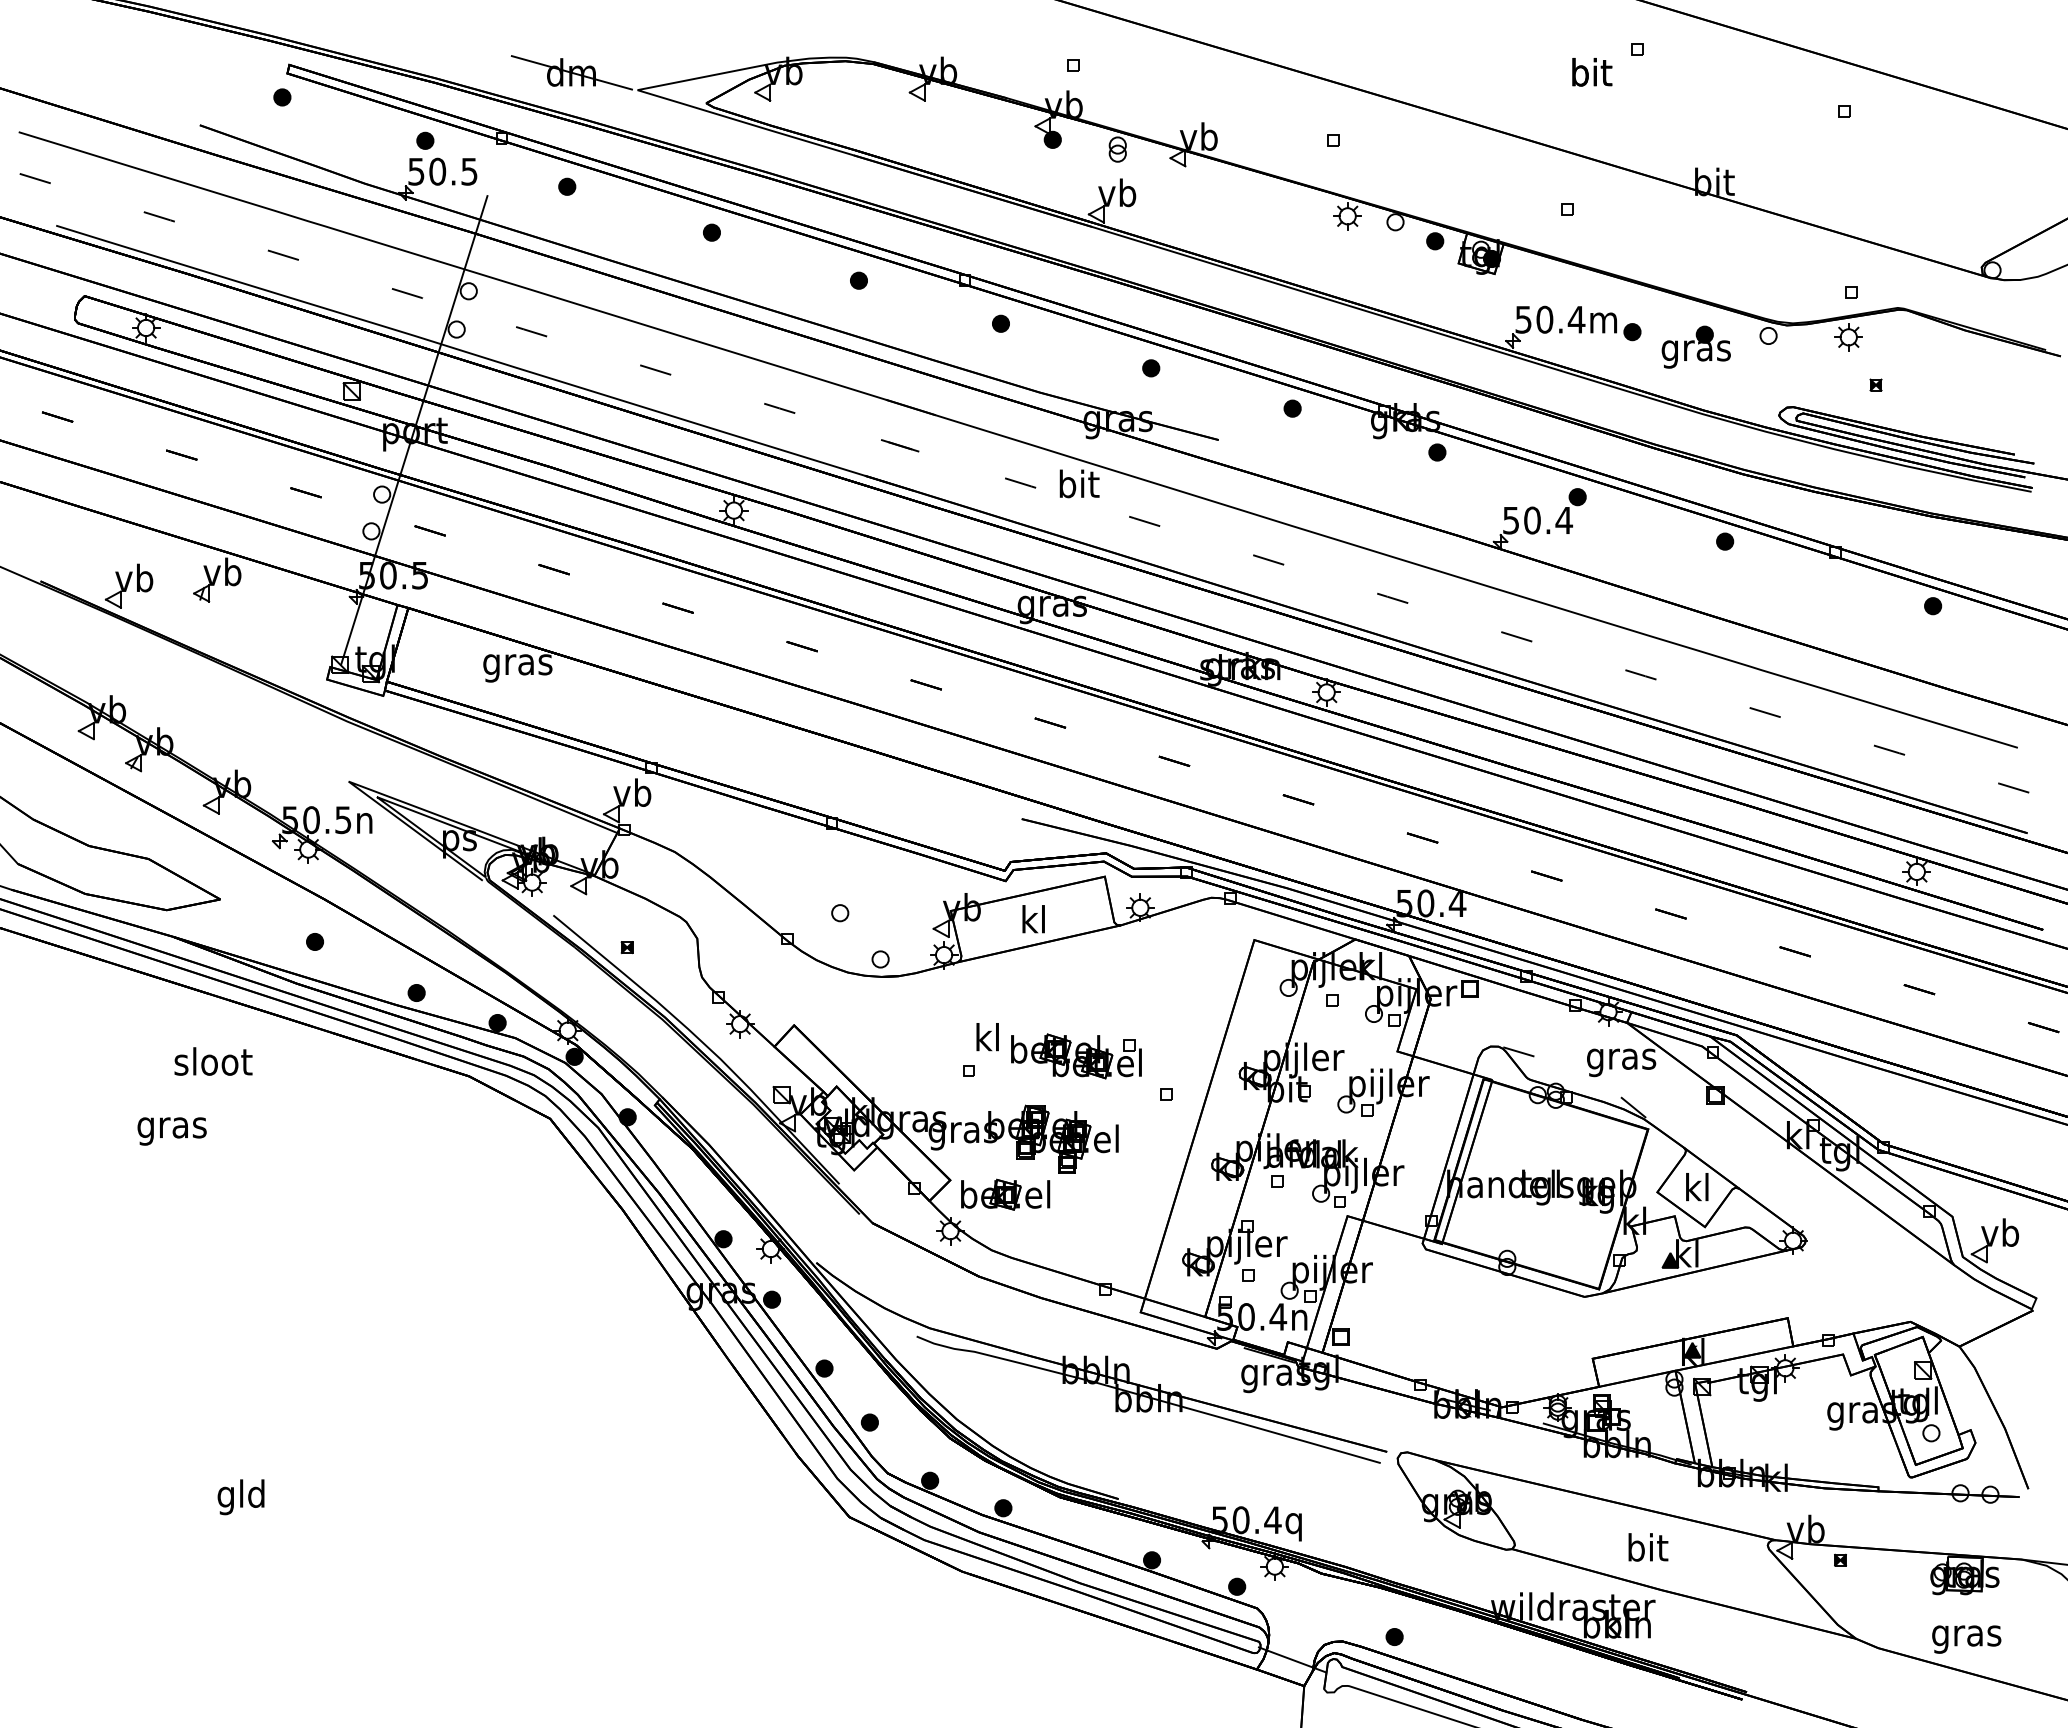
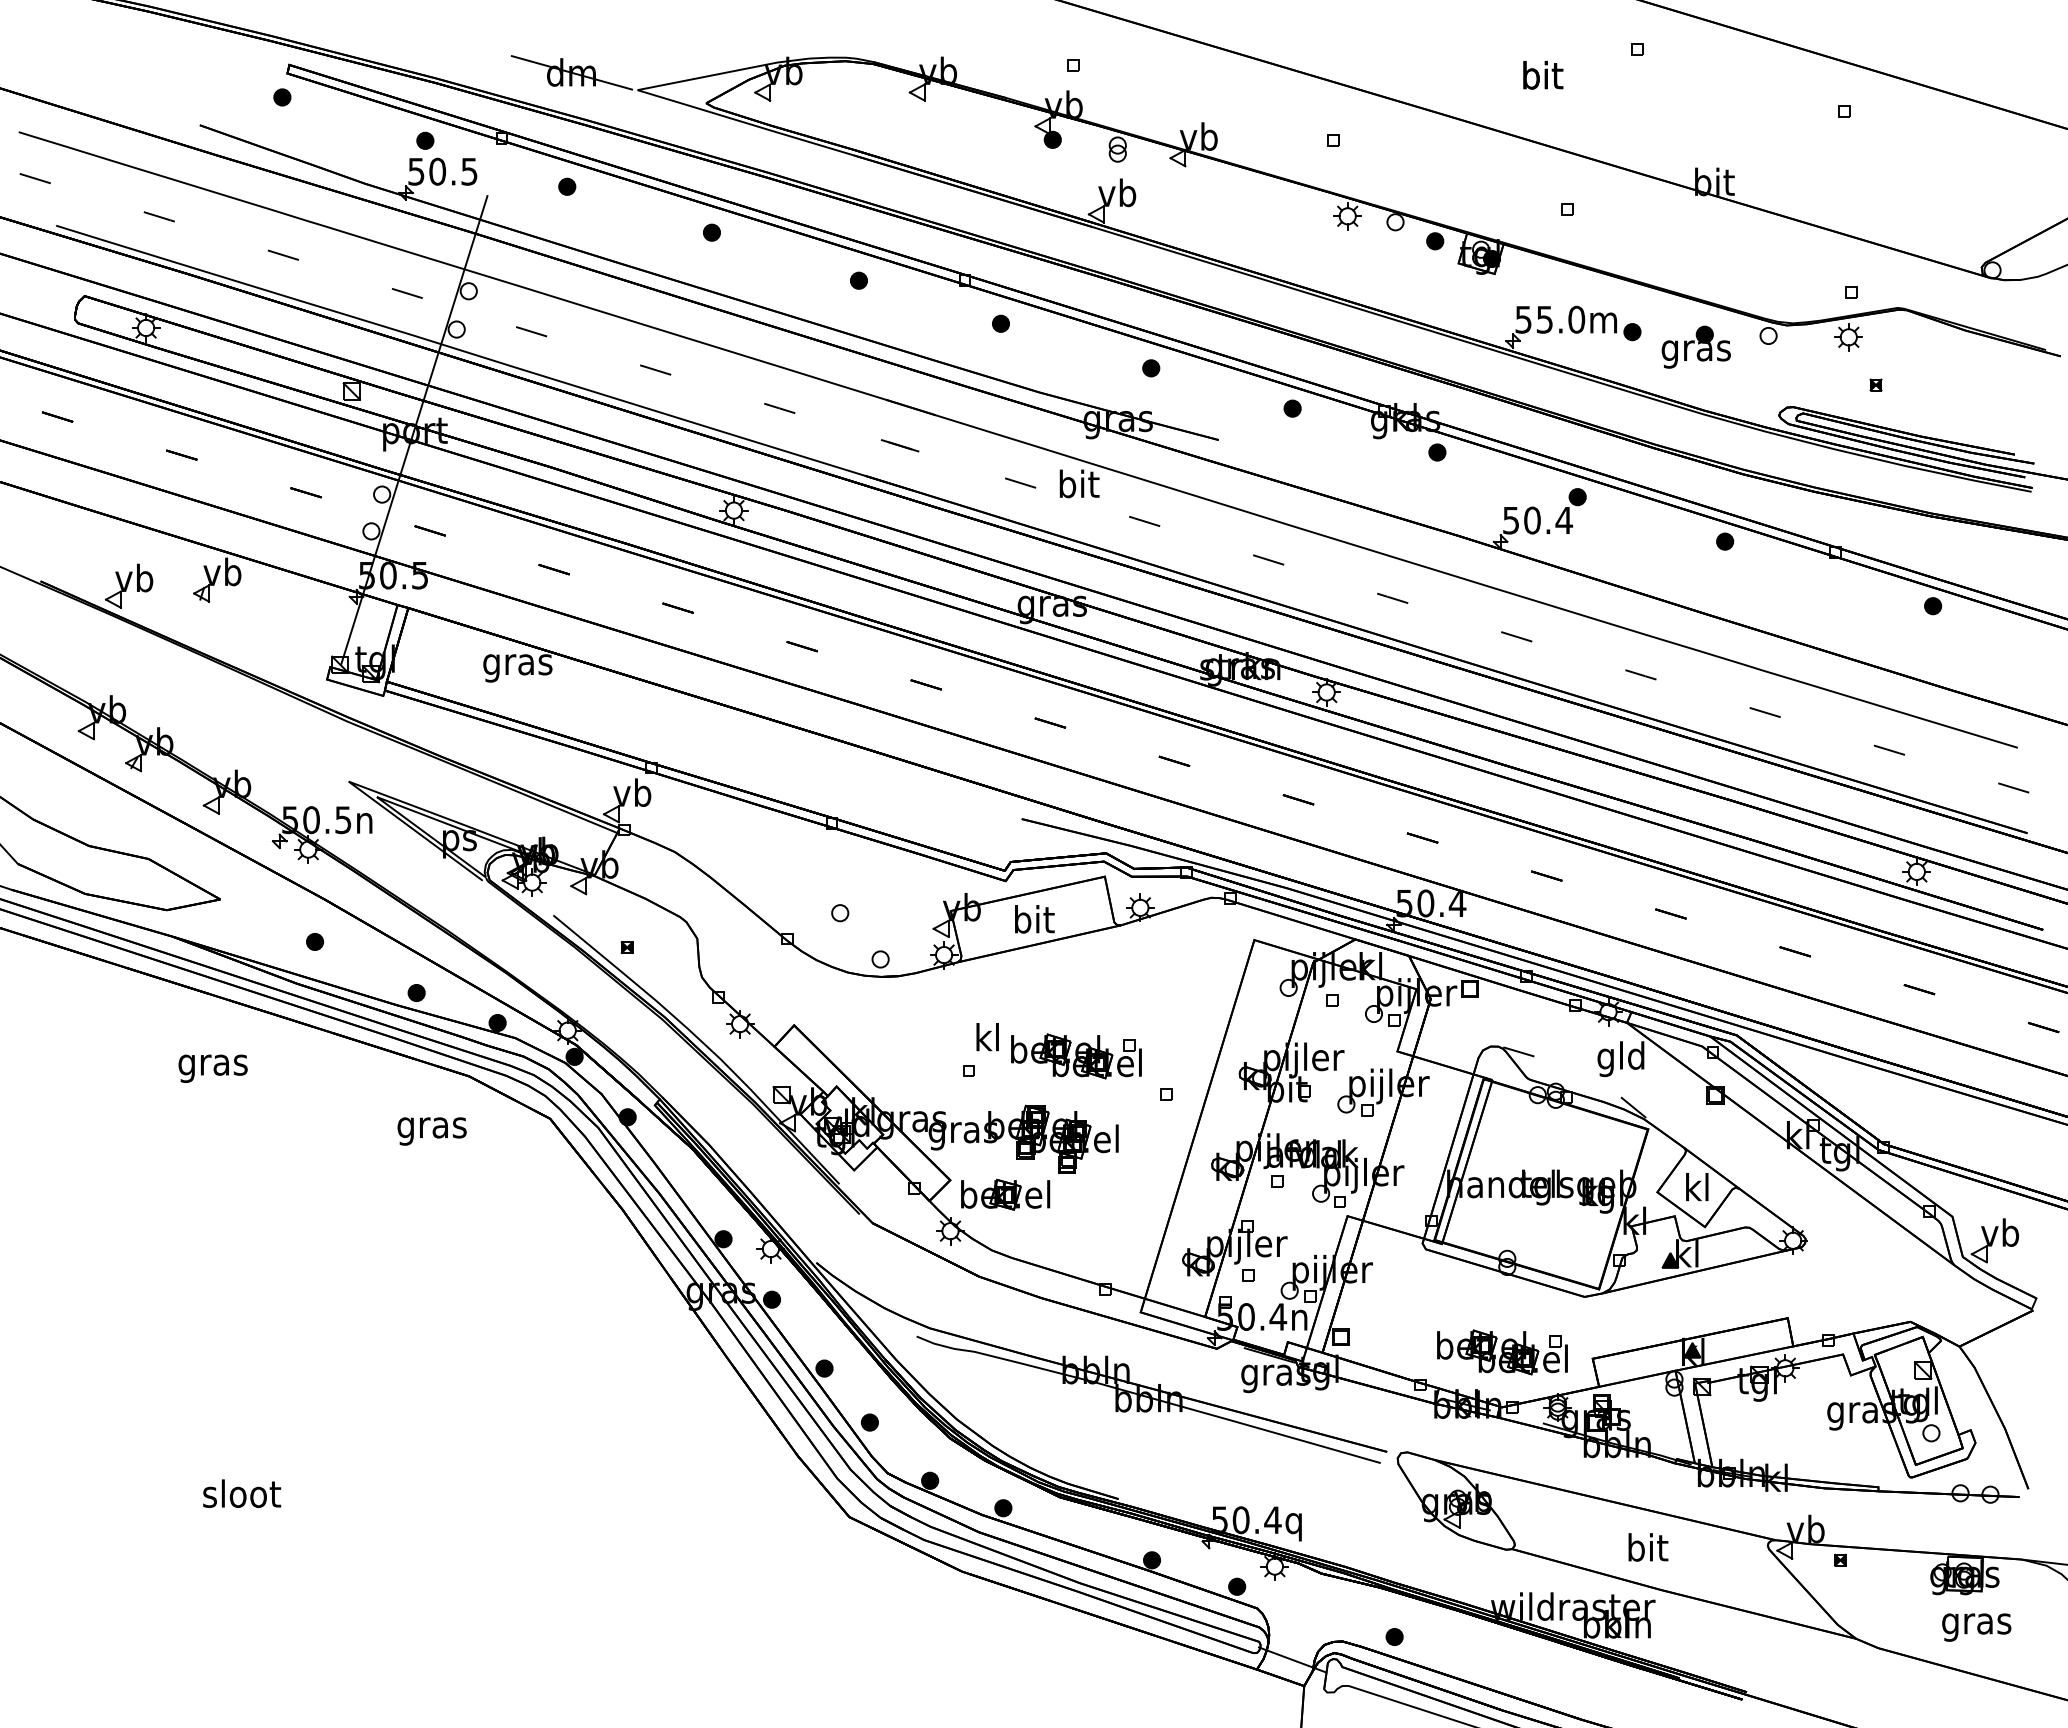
text position: (1592, 72) -> (1543, 75) (1543, 75)
text: 50.4m -> 55.0m (1560, 319)
text: kl -> bit (1034, 919)
text: gras -> gld (1621, 1059)
text: sloot -> gras (213, 1065)
text position: (171, 1131) -> (431, 1131) (431, 1131)
part: none -> present (1502, 1352)
text: gld -> sloot (242, 1497)
text position: (1966, 1639) -> (1976, 1627) (1976, 1627)
